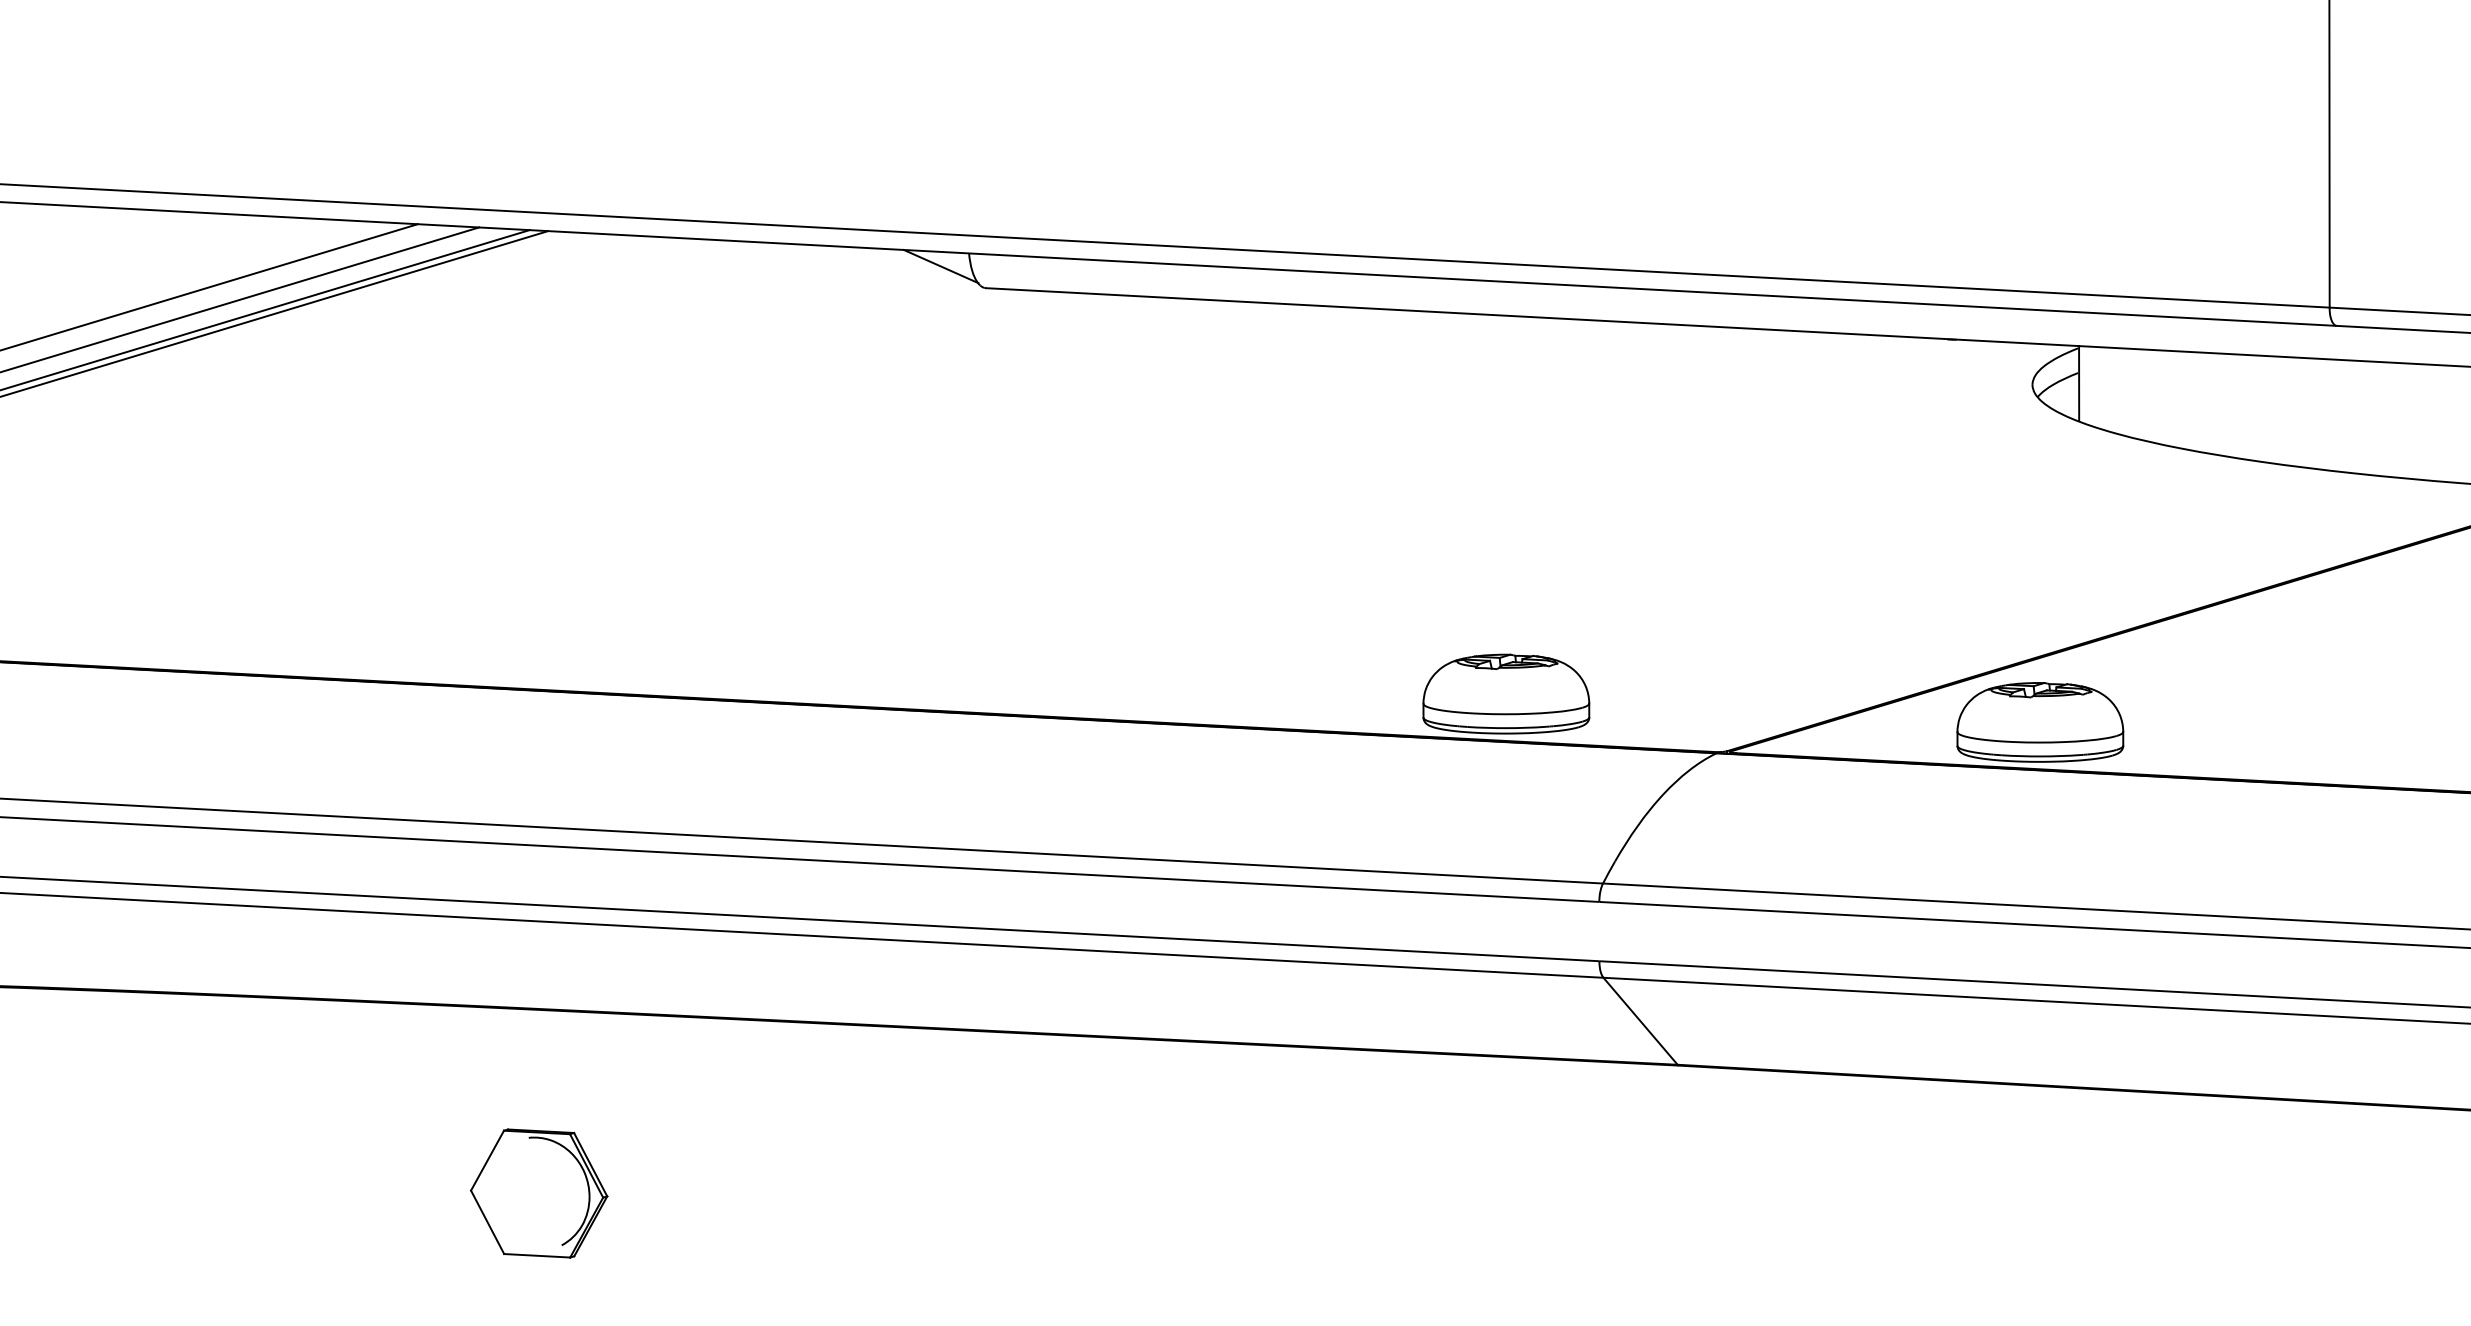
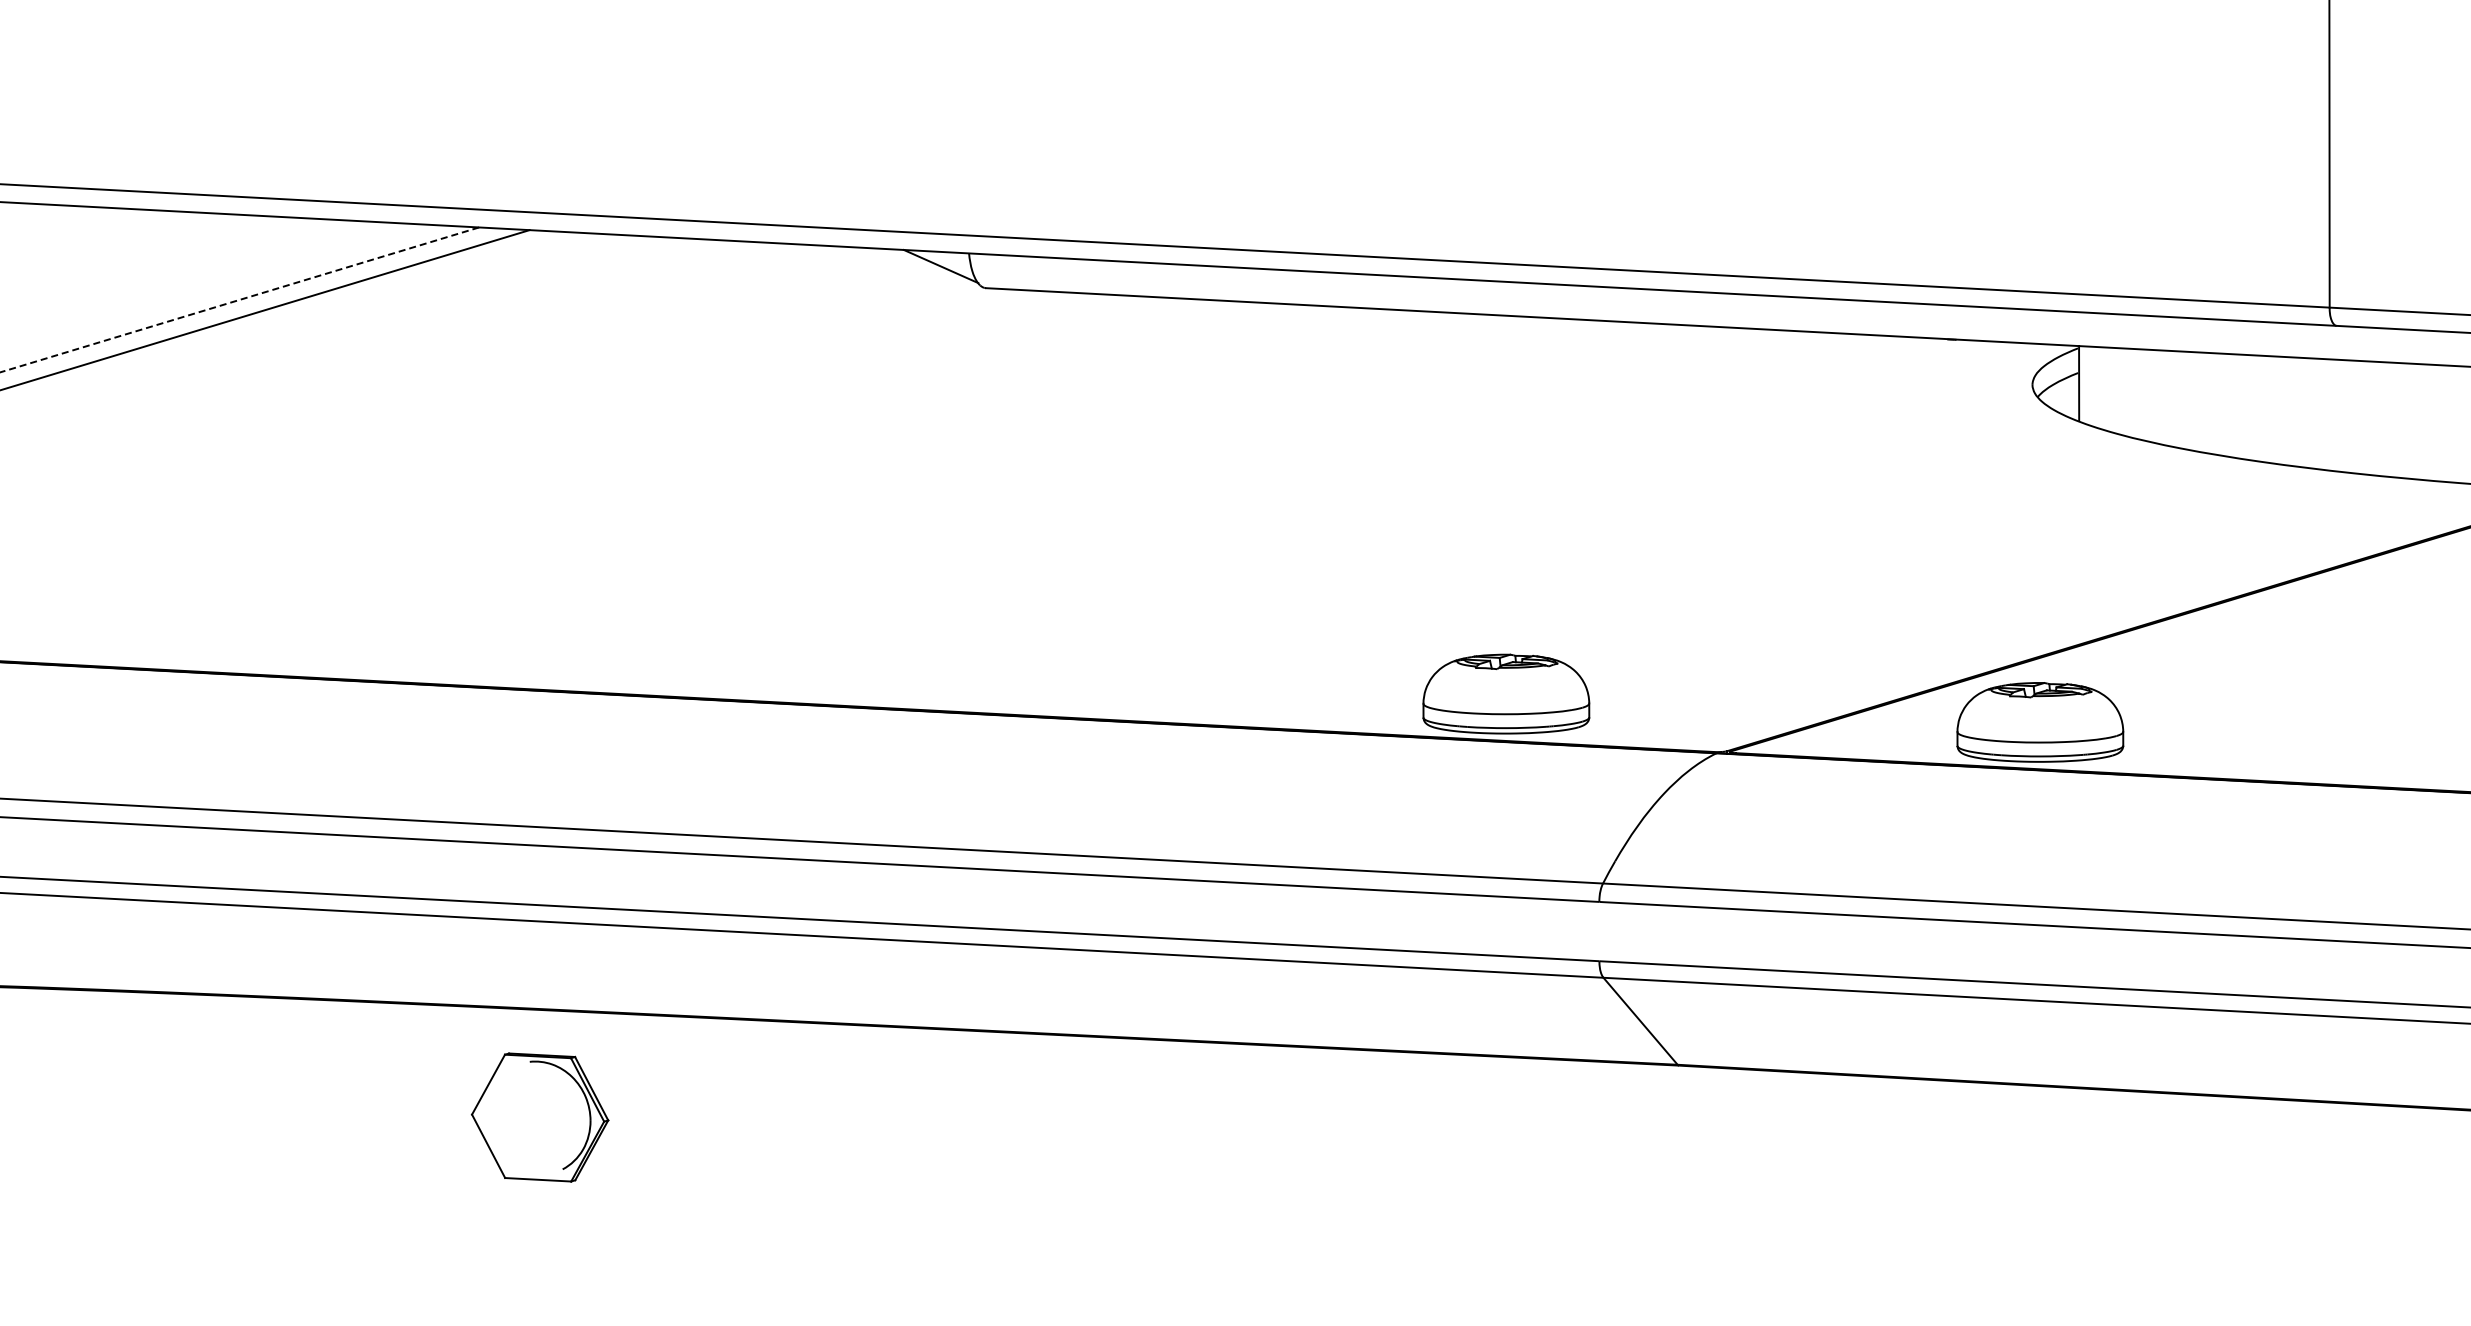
line: present -> none (209, 286)
line: solid -> dashed (239, 299)
line: present -> none (275, 313)
part position: (539, 1193) -> (540, 1117) (540, 1117)
